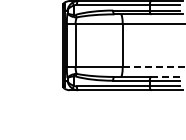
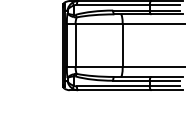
line: dashed -> solid (154, 67)
line: dashed -> solid (167, 76)
